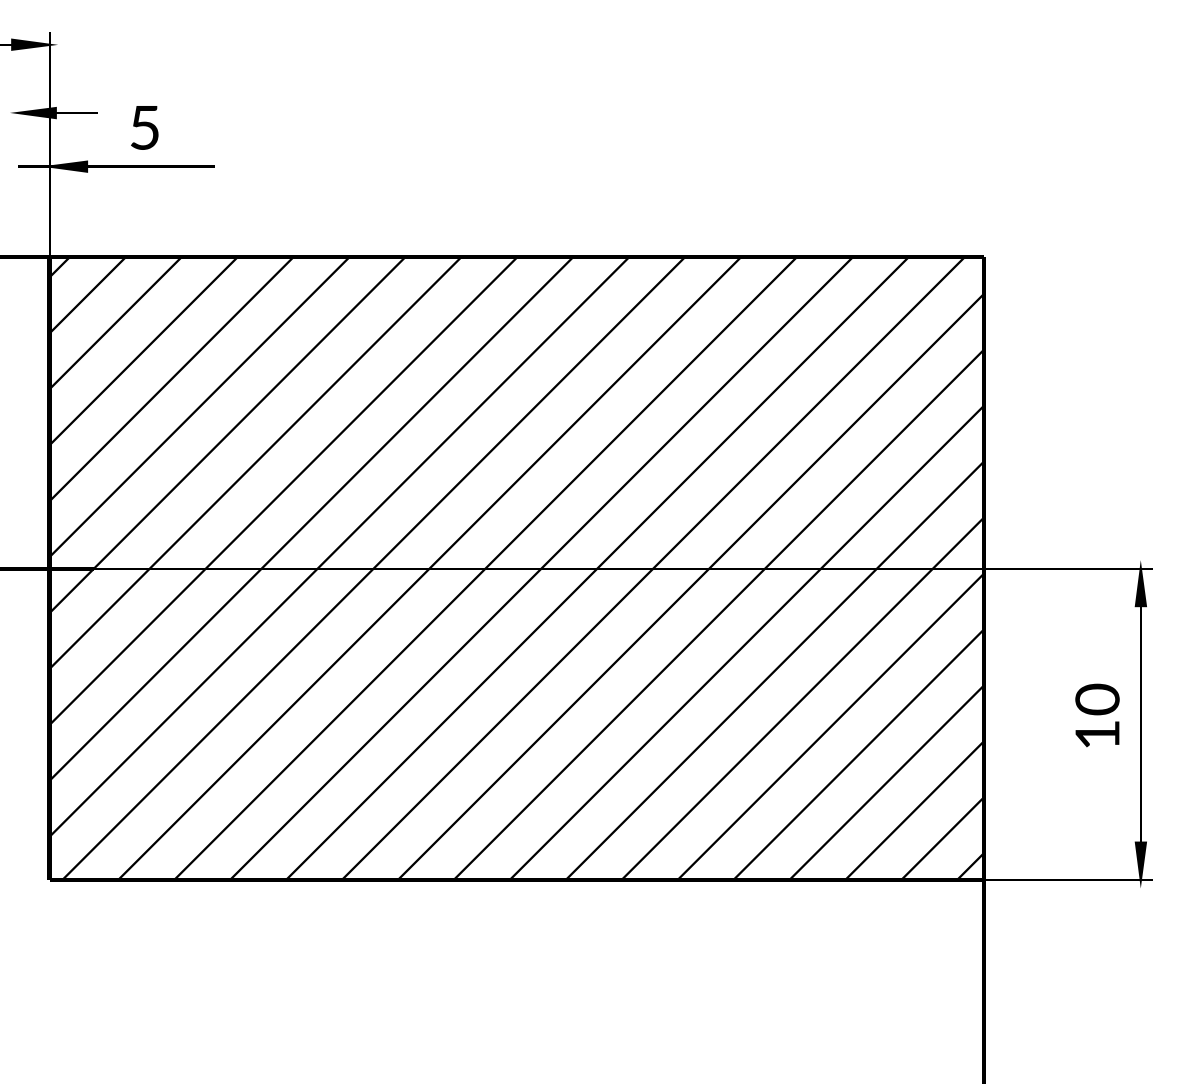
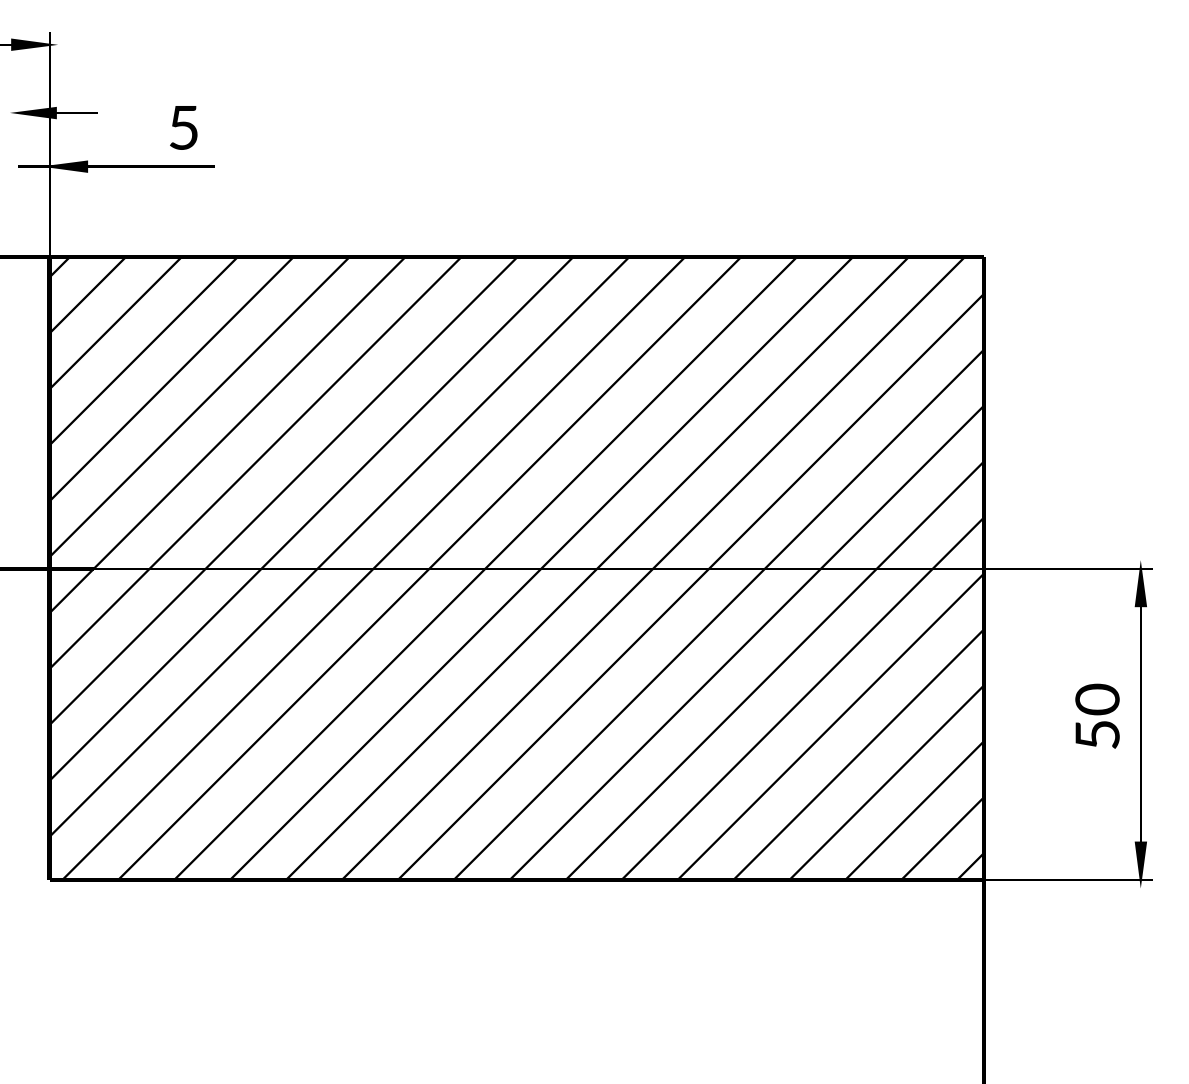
text position: (144, 127) -> (183, 127) (183, 127)
text: 10 -> 50 (1097, 734)
